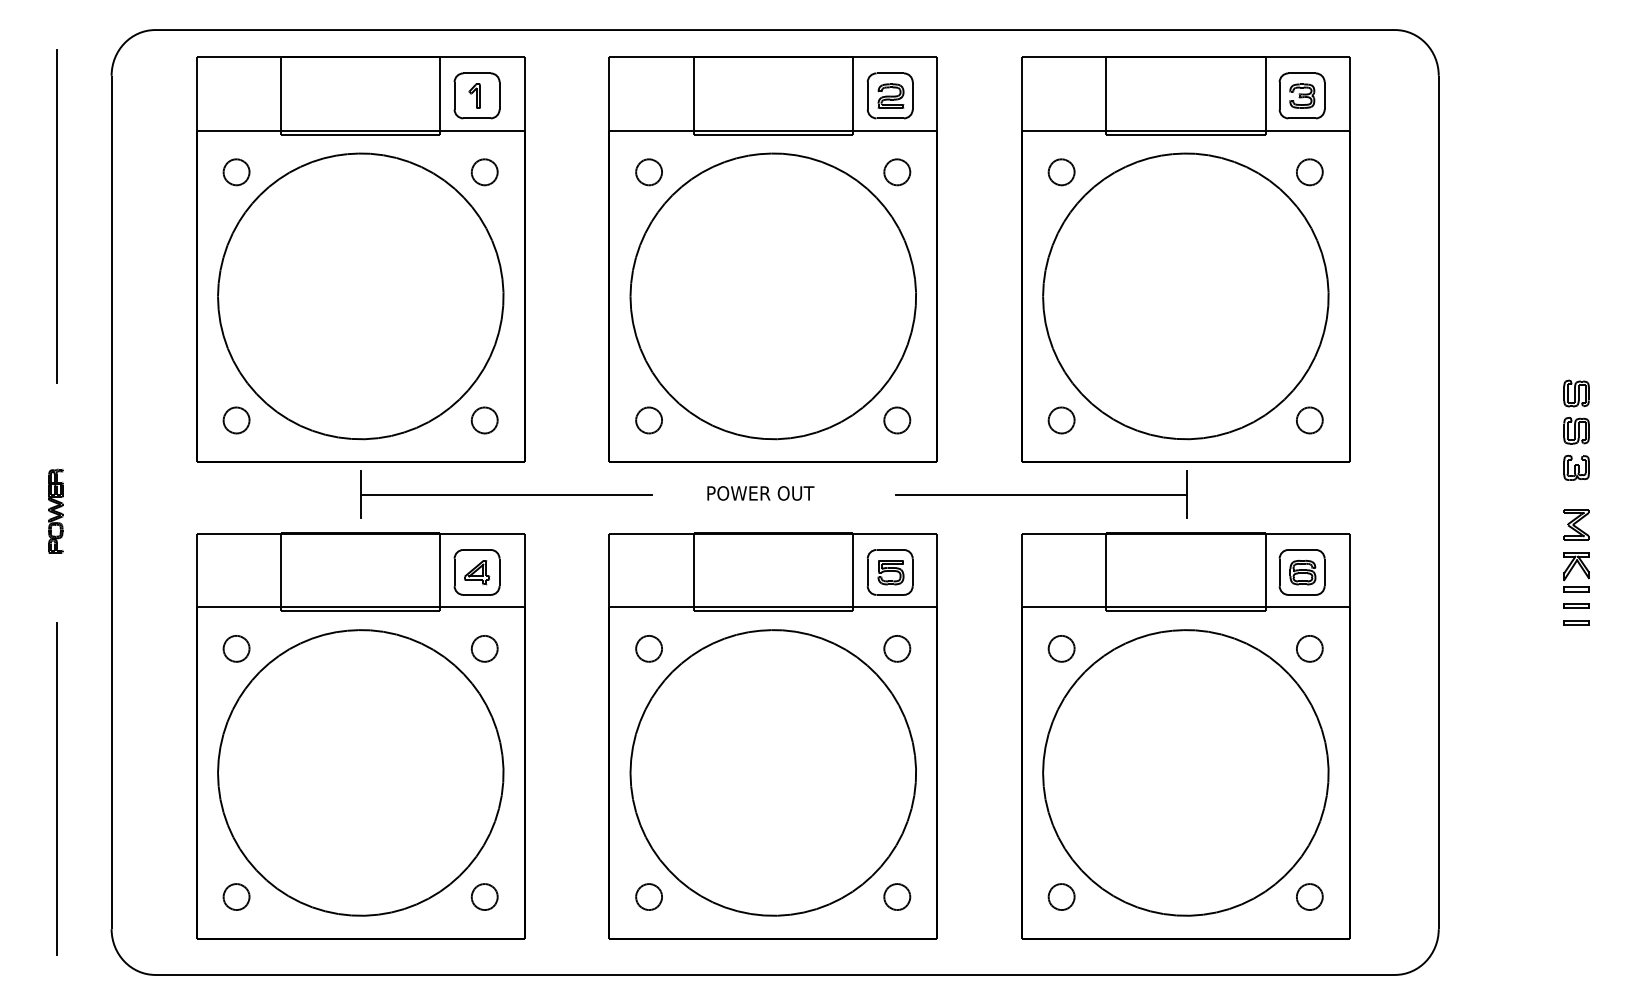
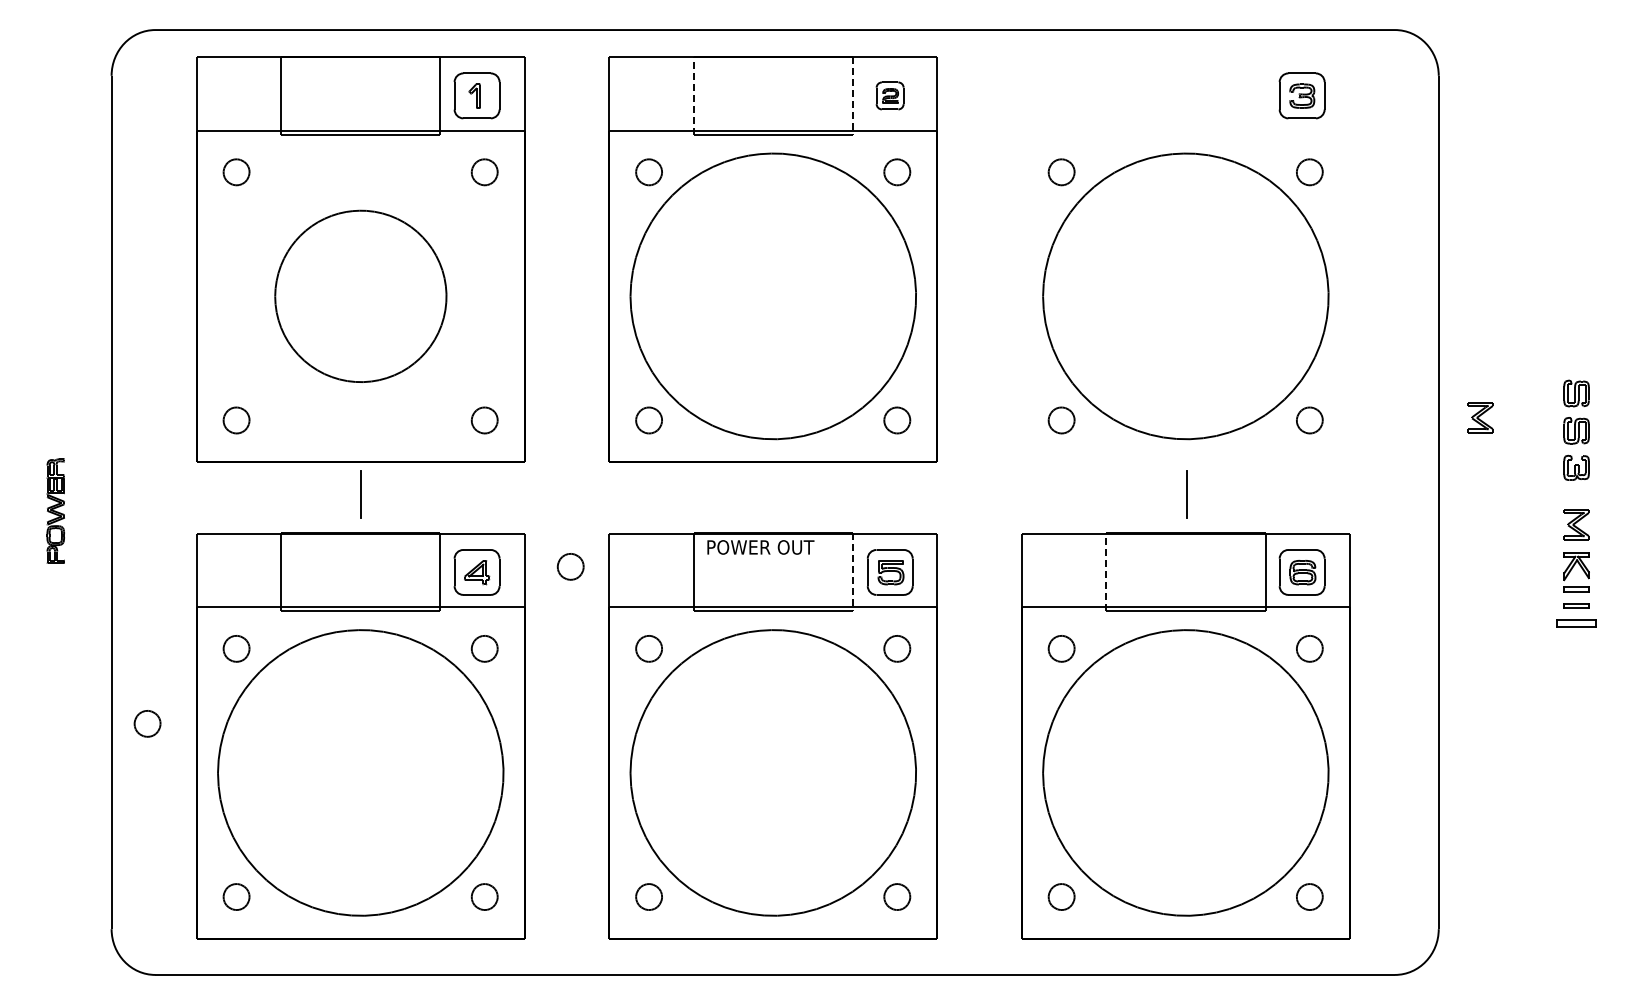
line: solid -> dashed (693, 95)
line: solid -> dashed (853, 95)
part size: 48x48 px -> 30x30 px (889, 95)
line: present -> none (57, 216)
part: present -> none (1185, 259)
part size: 288x289 px -> 174x174 px (360, 295)
part: none -> present (1480, 417)
text position: (760, 493) -> (760, 547) (760, 547)
line: present -> none (506, 494)
line: present -> none (1041, 494)
part size: 16x86 px -> 19x106 px (55, 510)
part: none -> present (570, 566)
line: solid -> dashed (853, 572)
line: solid -> dashed (1106, 572)
part size: 27x6 px -> 41x9 px (1576, 623)
part: none -> present (147, 723)
line: present -> none (57, 789)
